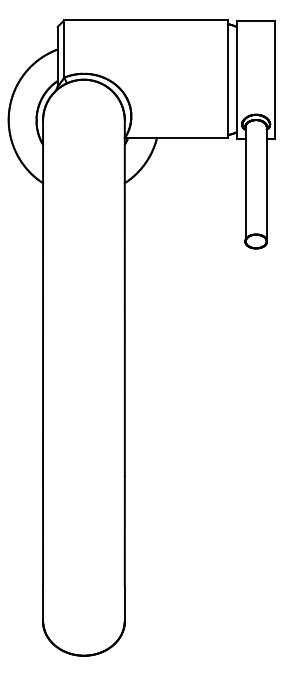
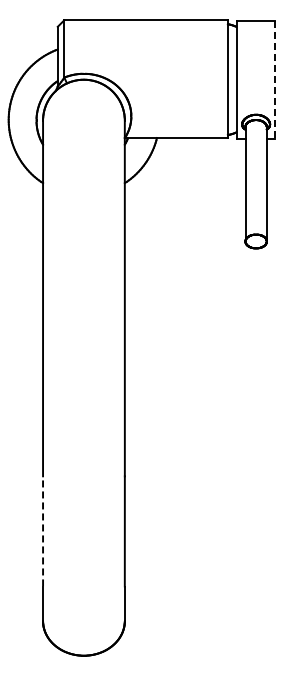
line: solid -> dashed (275, 79)
line: solid -> dashed (43, 530)
